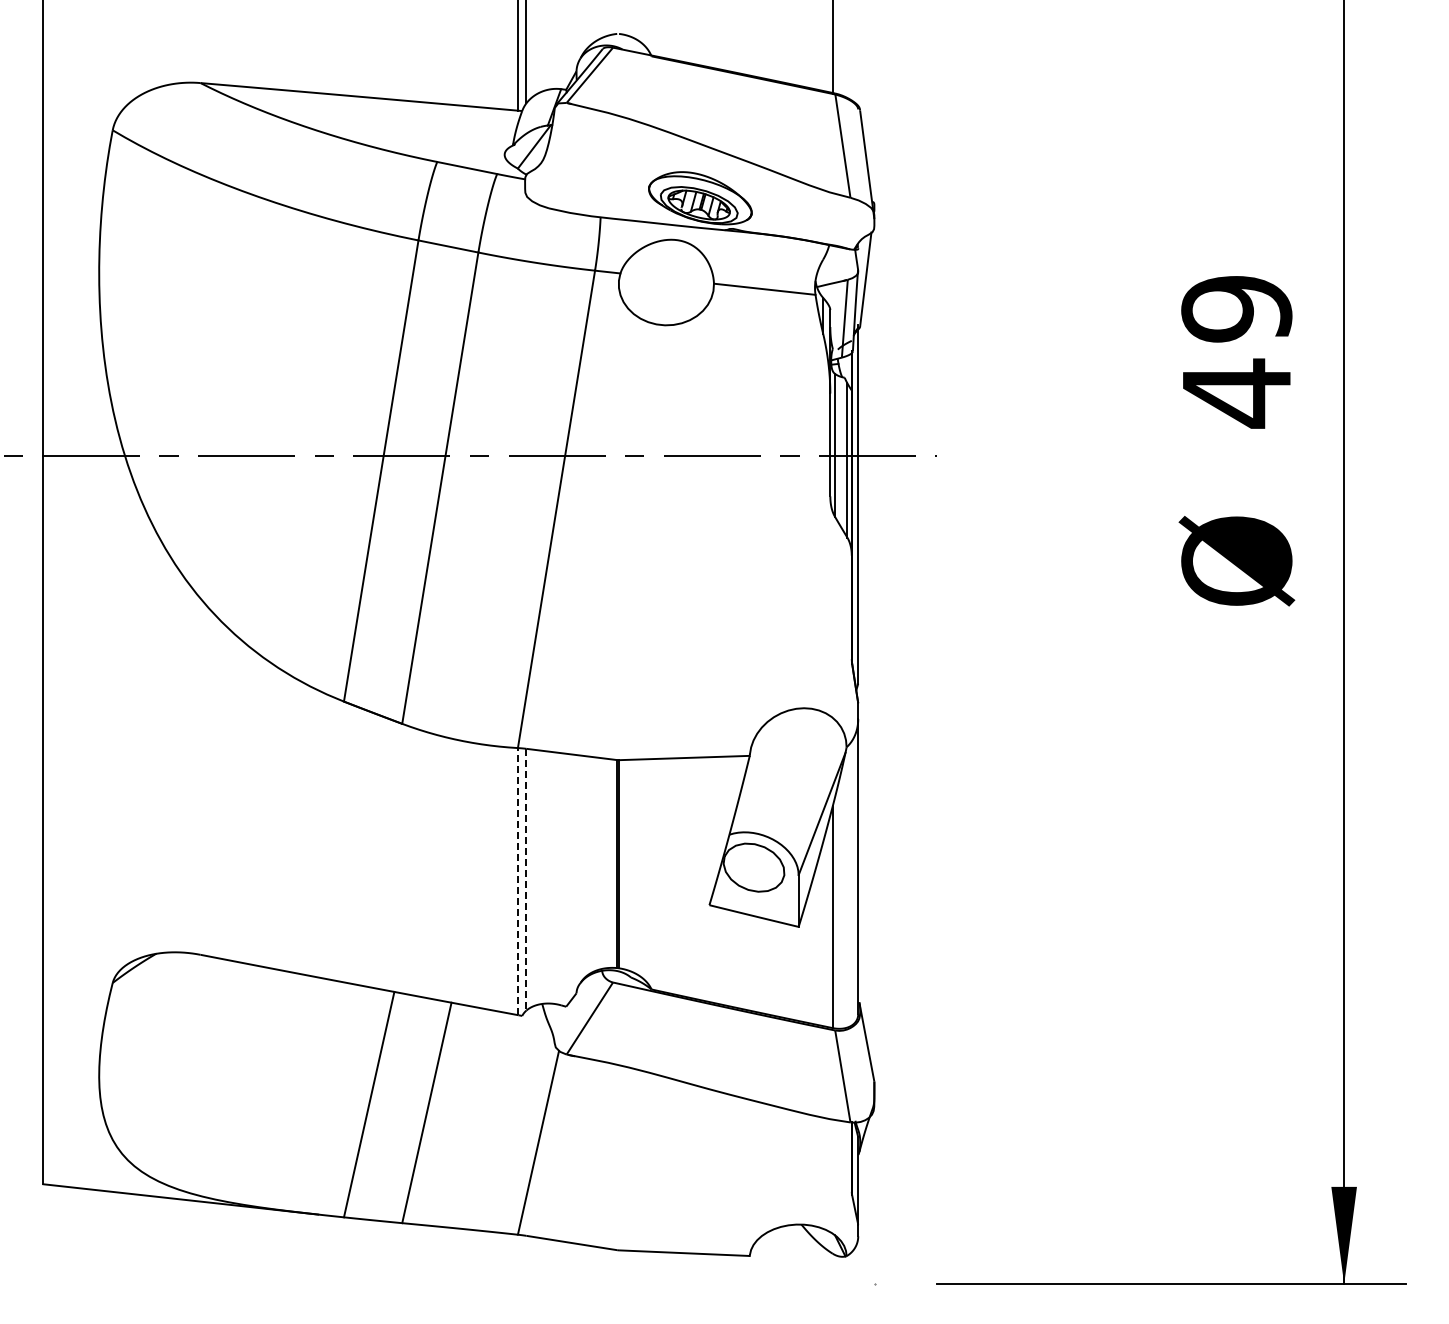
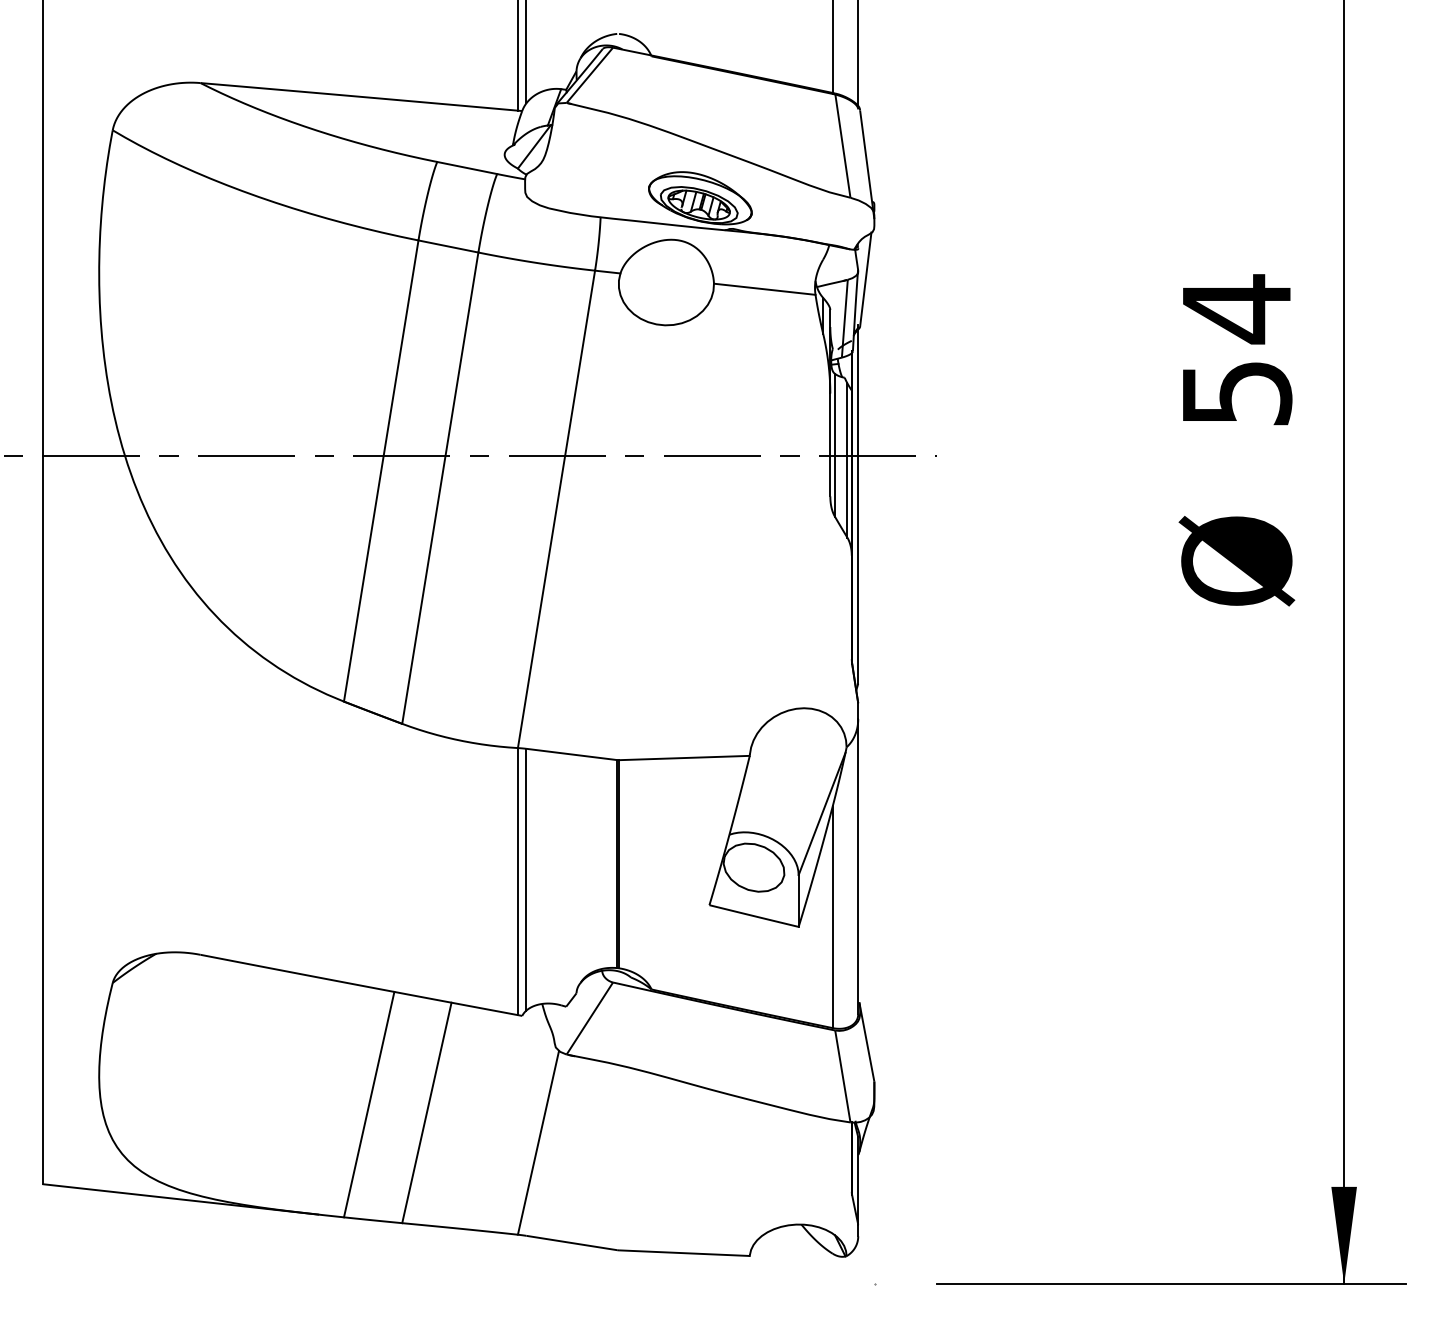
line: none -> present (858, 54)
text: 49 -> 54 (1236, 351)
line: dashed -> solid (526, 879)
line: dashed -> solid (518, 881)
